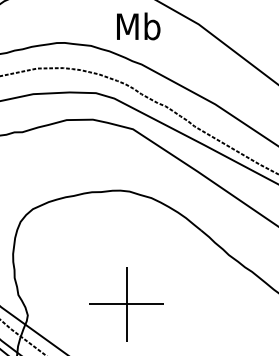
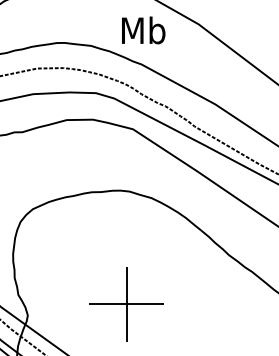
text position: (138, 26) -> (143, 30) (143, 30)
